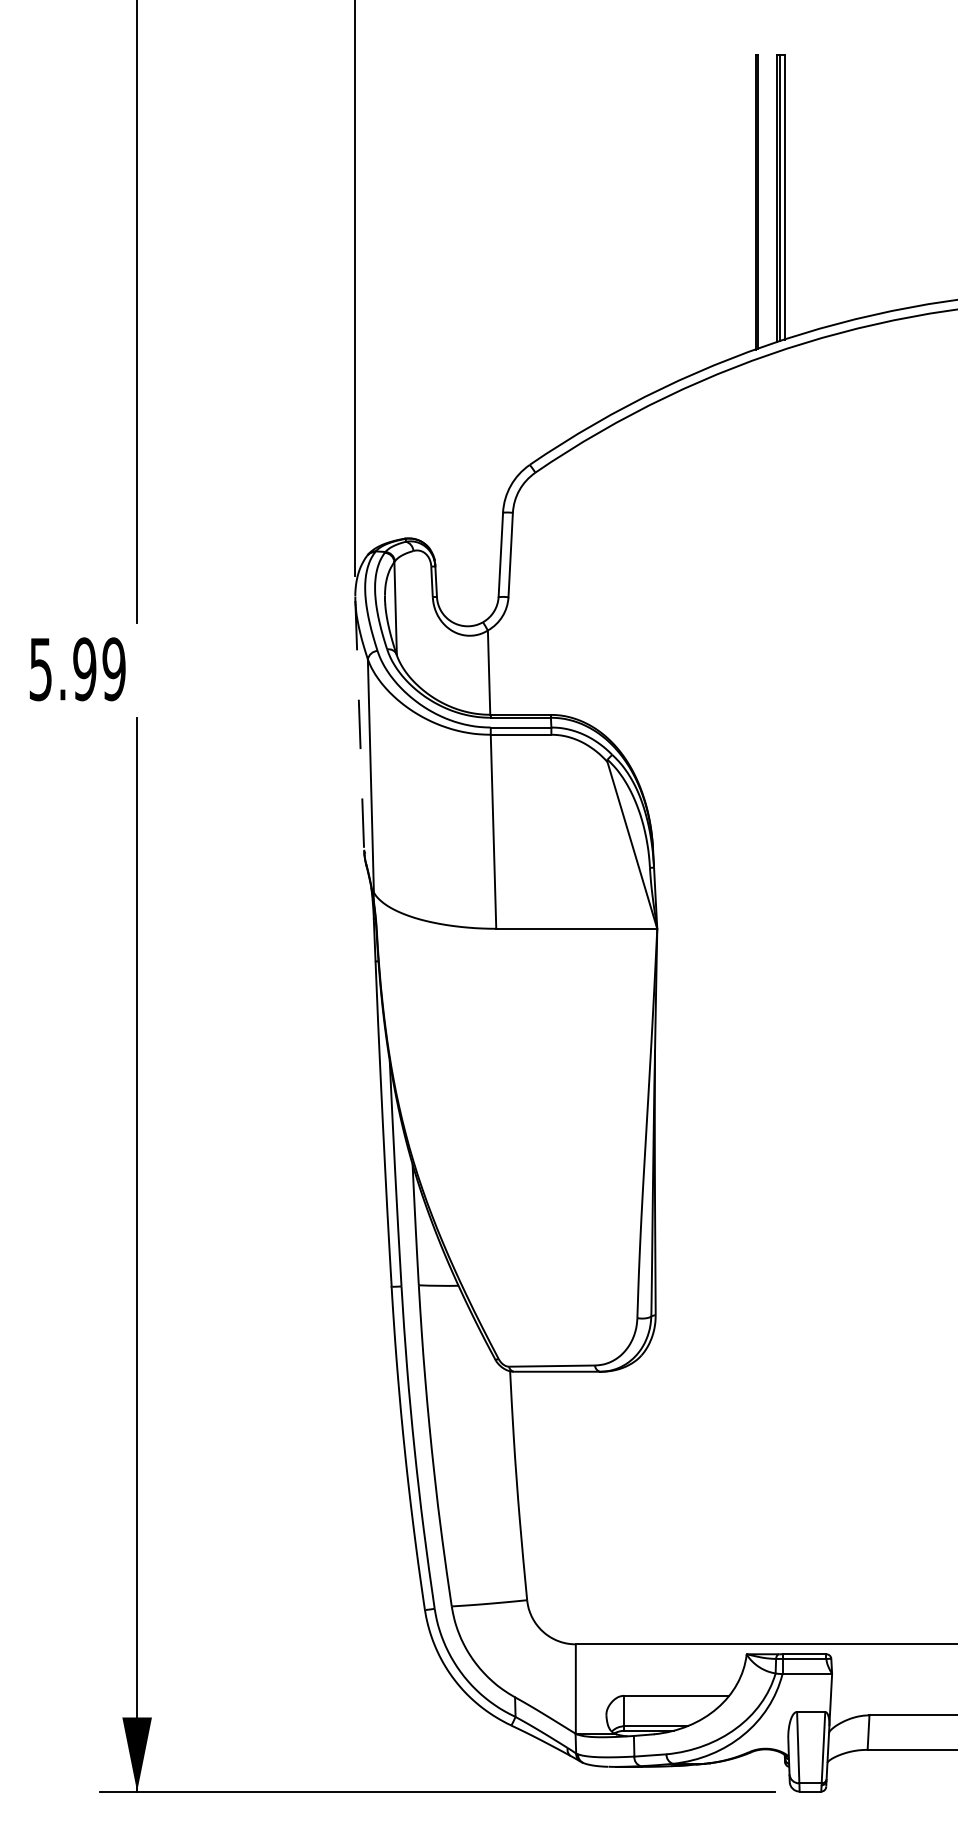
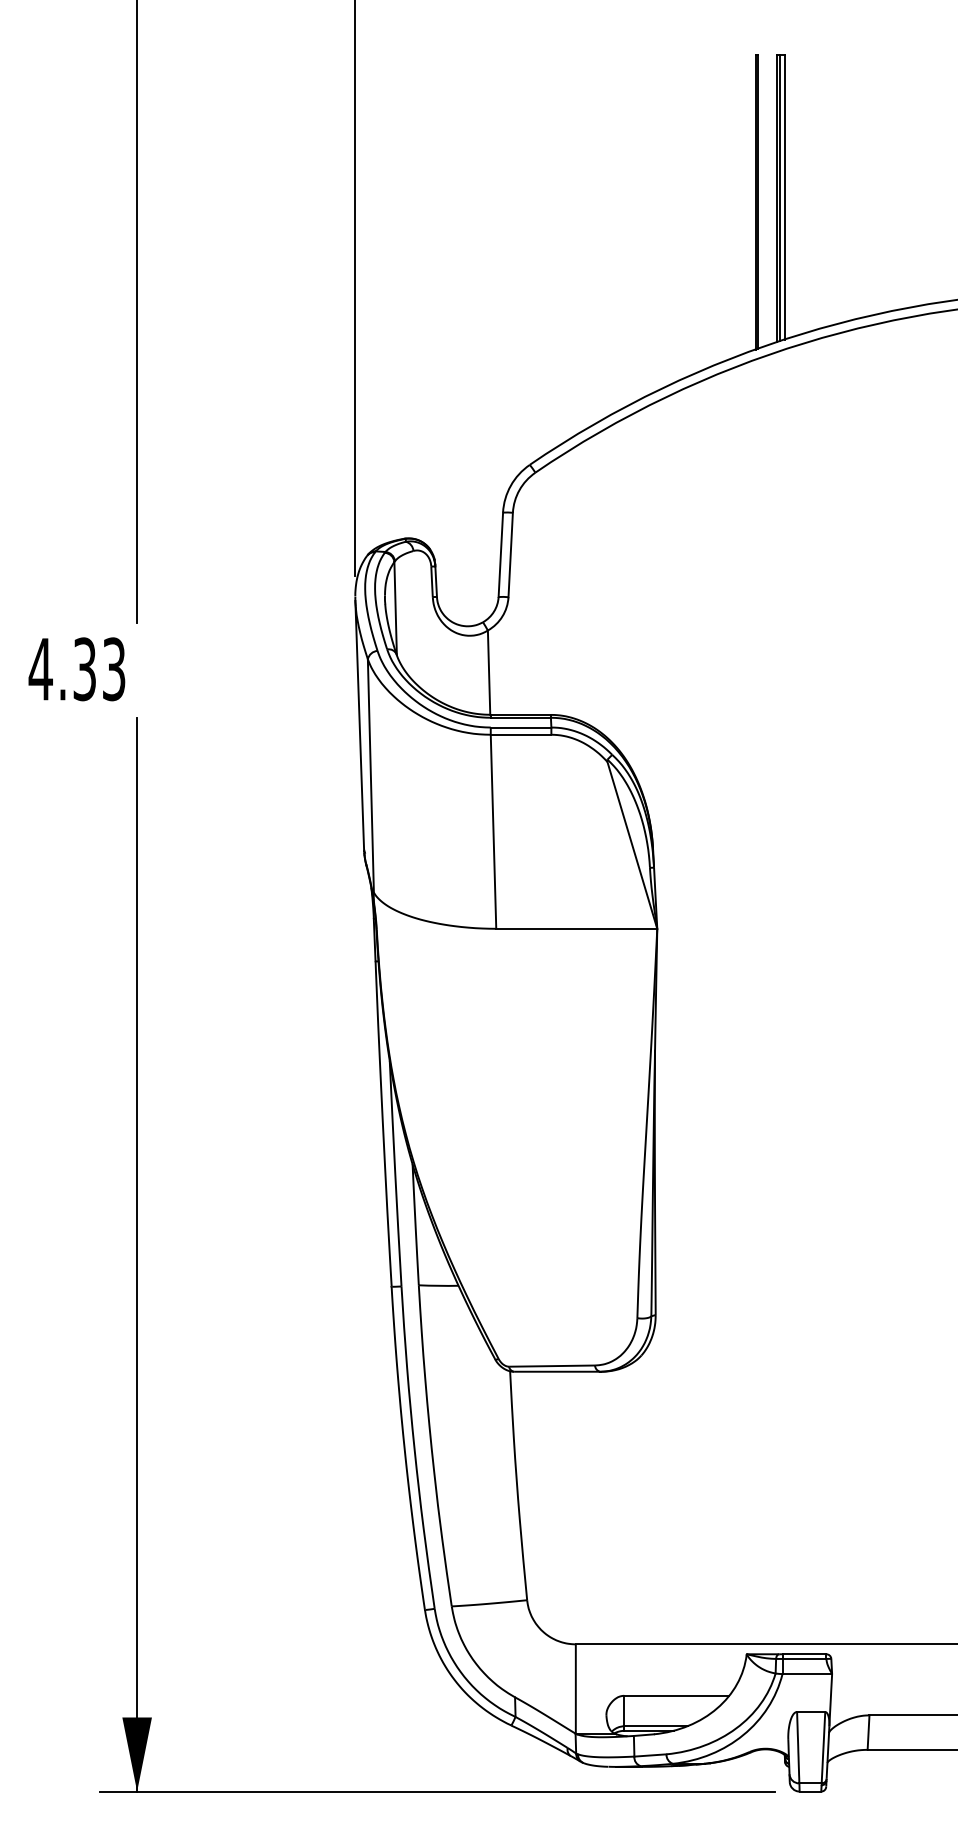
text: 5.99 -> 4.33 (76, 669)
line: dashed -> solid (359, 725)
